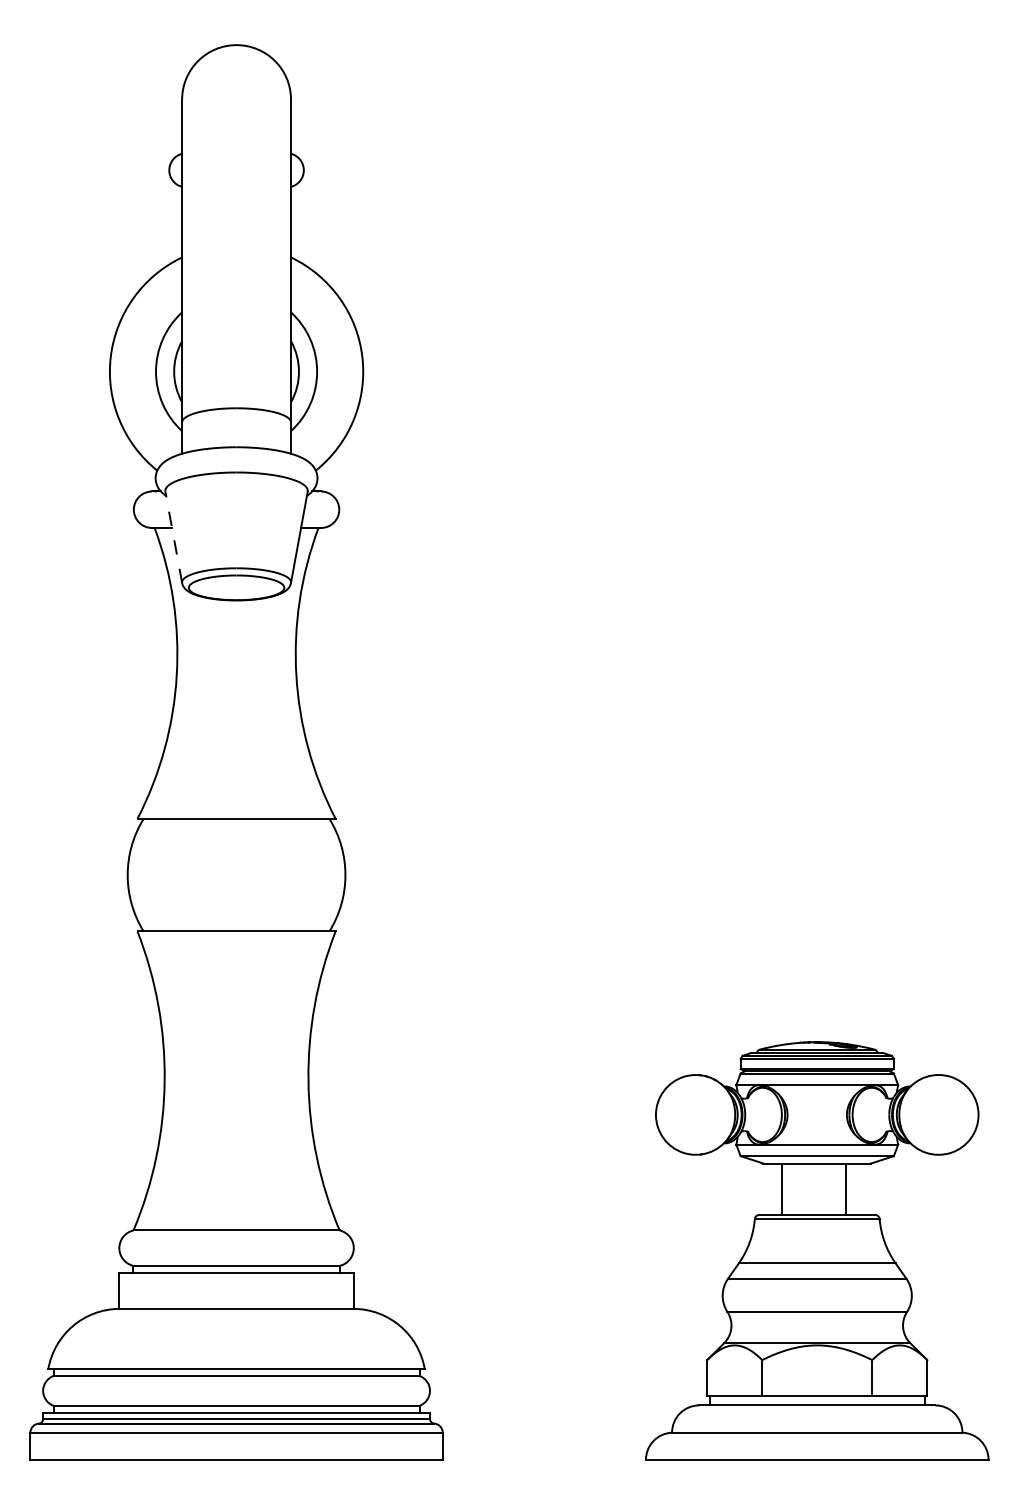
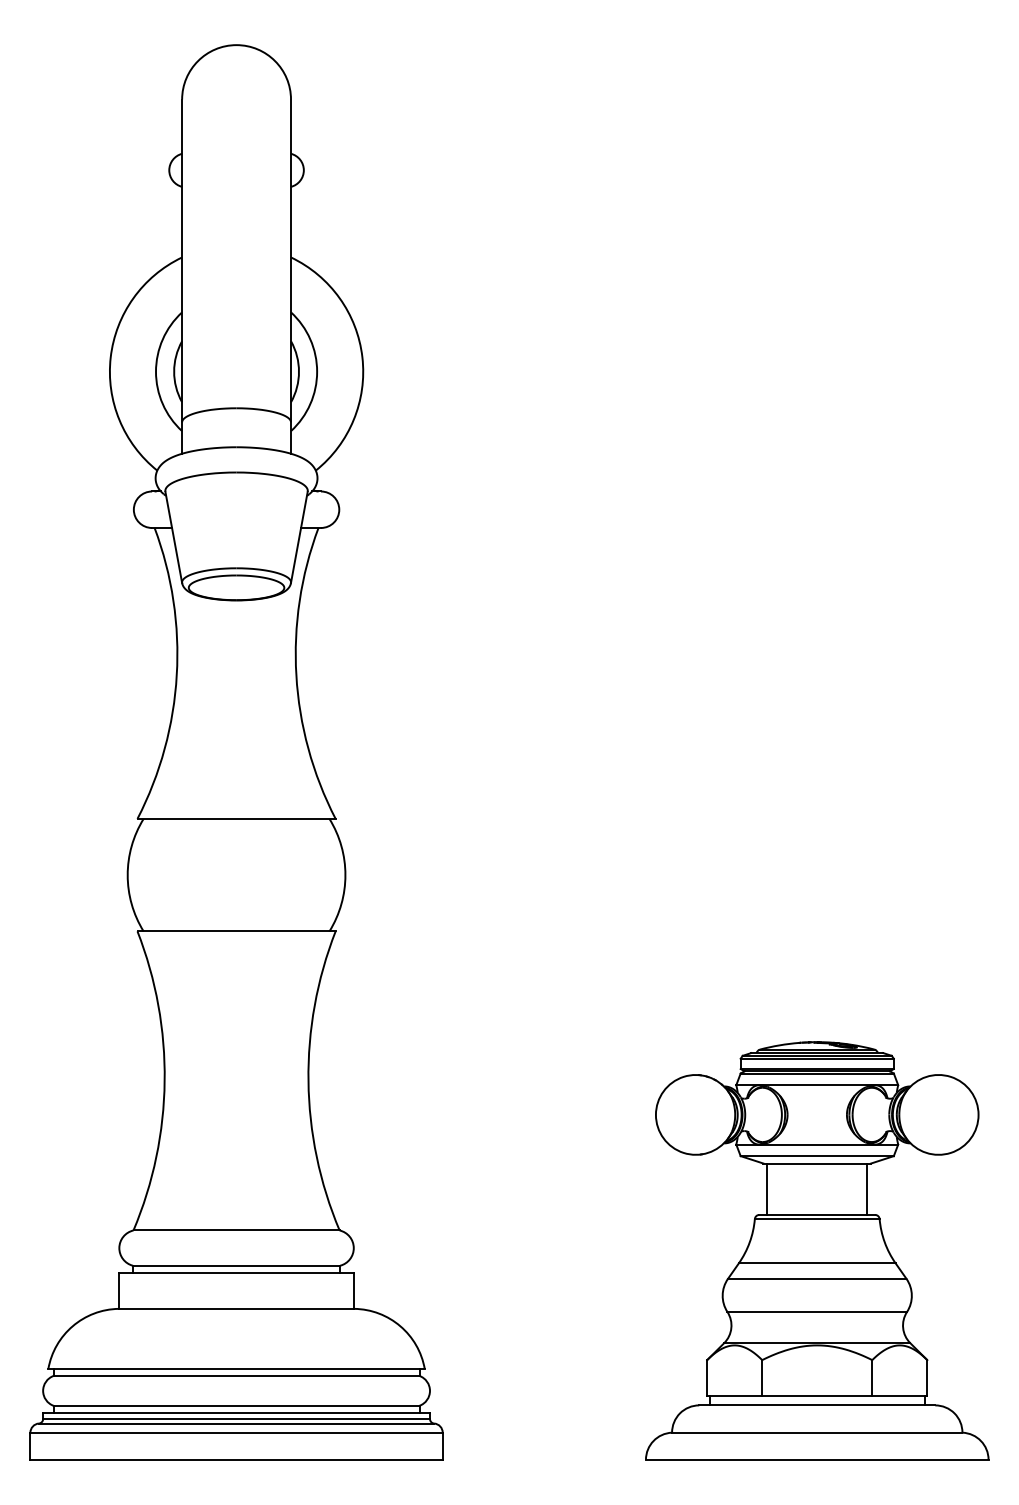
line: dashed -> solid (173, 536)
line position: (782, 1188) -> (767, 1188) (767, 1188)
line position: (846, 1188) -> (867, 1188) (867, 1188)
